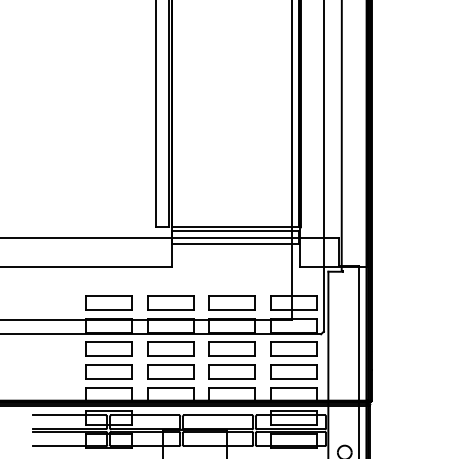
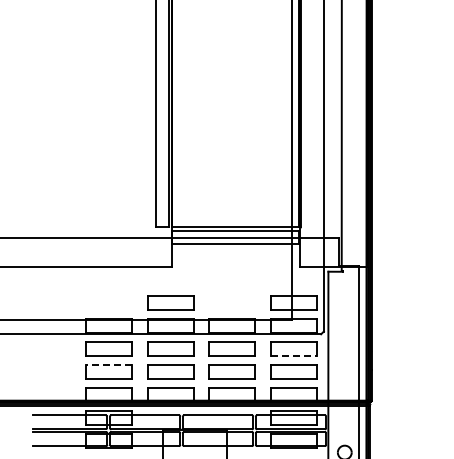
part: present -> none (108, 302)
part: present -> none (231, 302)
line: solid -> dashed (294, 355)
line: solid -> dashed (108, 365)
